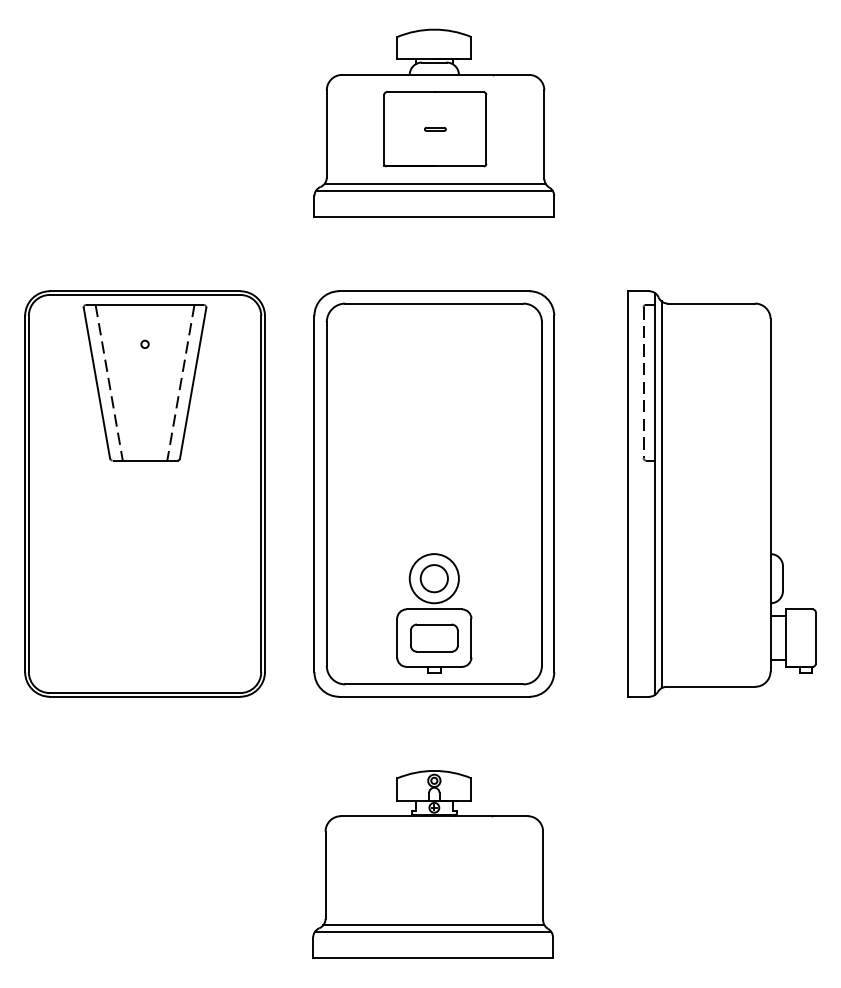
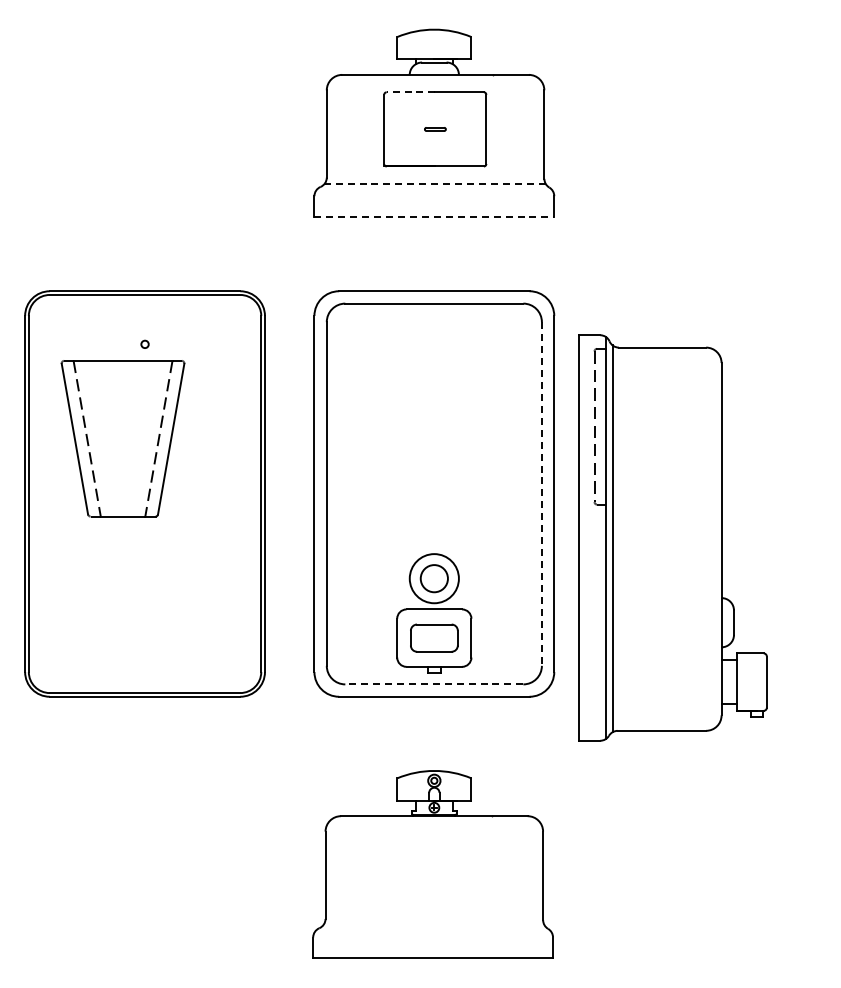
line: solid -> dashed (410, 92)
line: solid -> dashed (435, 183)
line: present -> none (434, 190)
line: solid -> dashed (434, 217)
part position: (144, 382) -> (122, 438) (122, 438)
part position: (721, 493) -> (672, 537) (672, 537)
line: solid -> dashed (541, 494)
line: solid -> dashed (433, 684)
line: present -> none (433, 925)
line: present -> none (432, 931)
